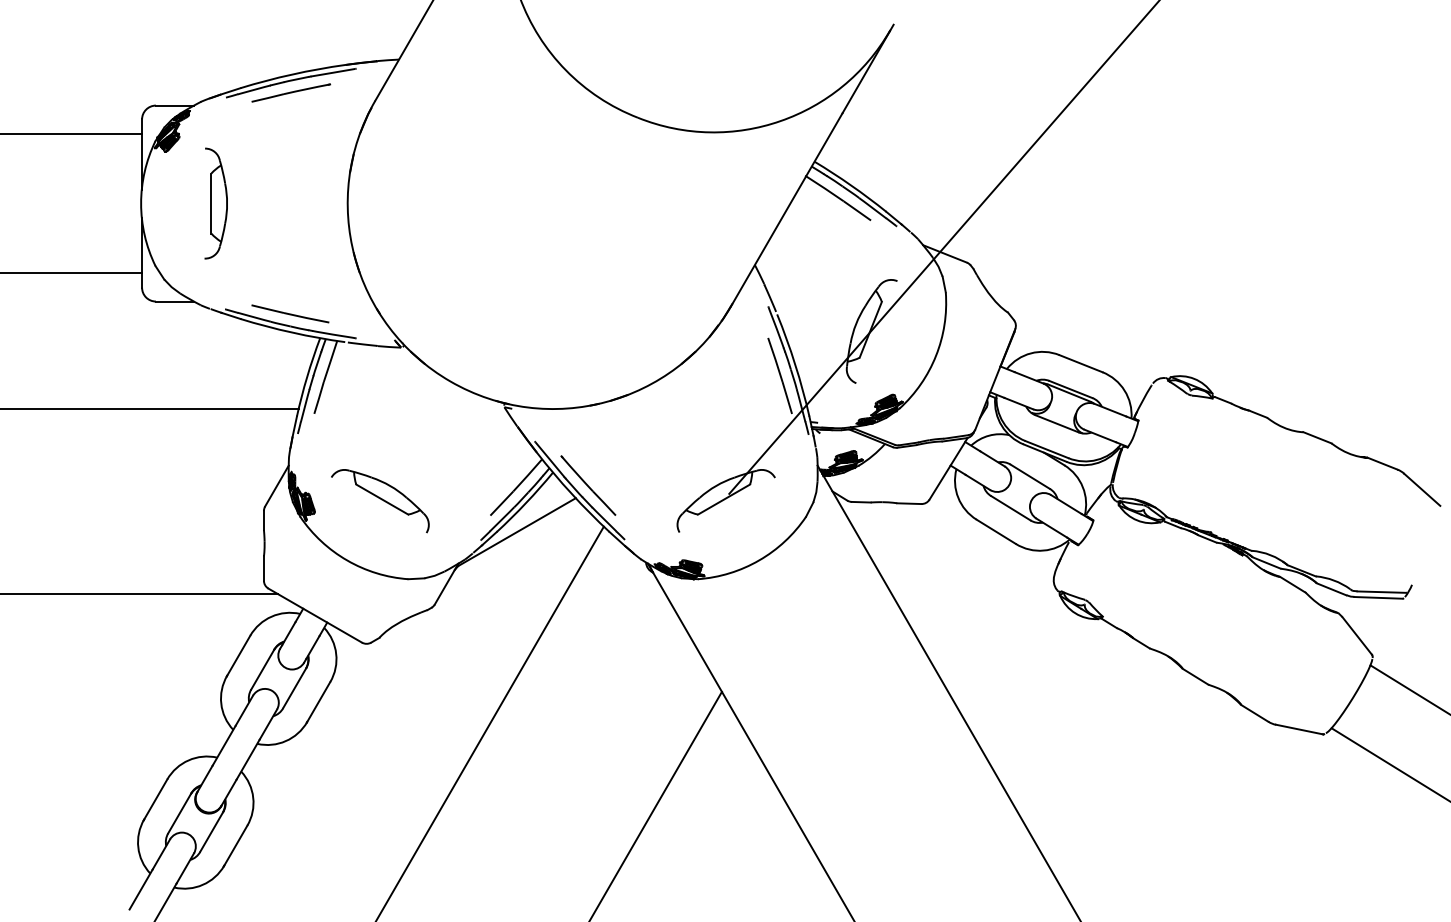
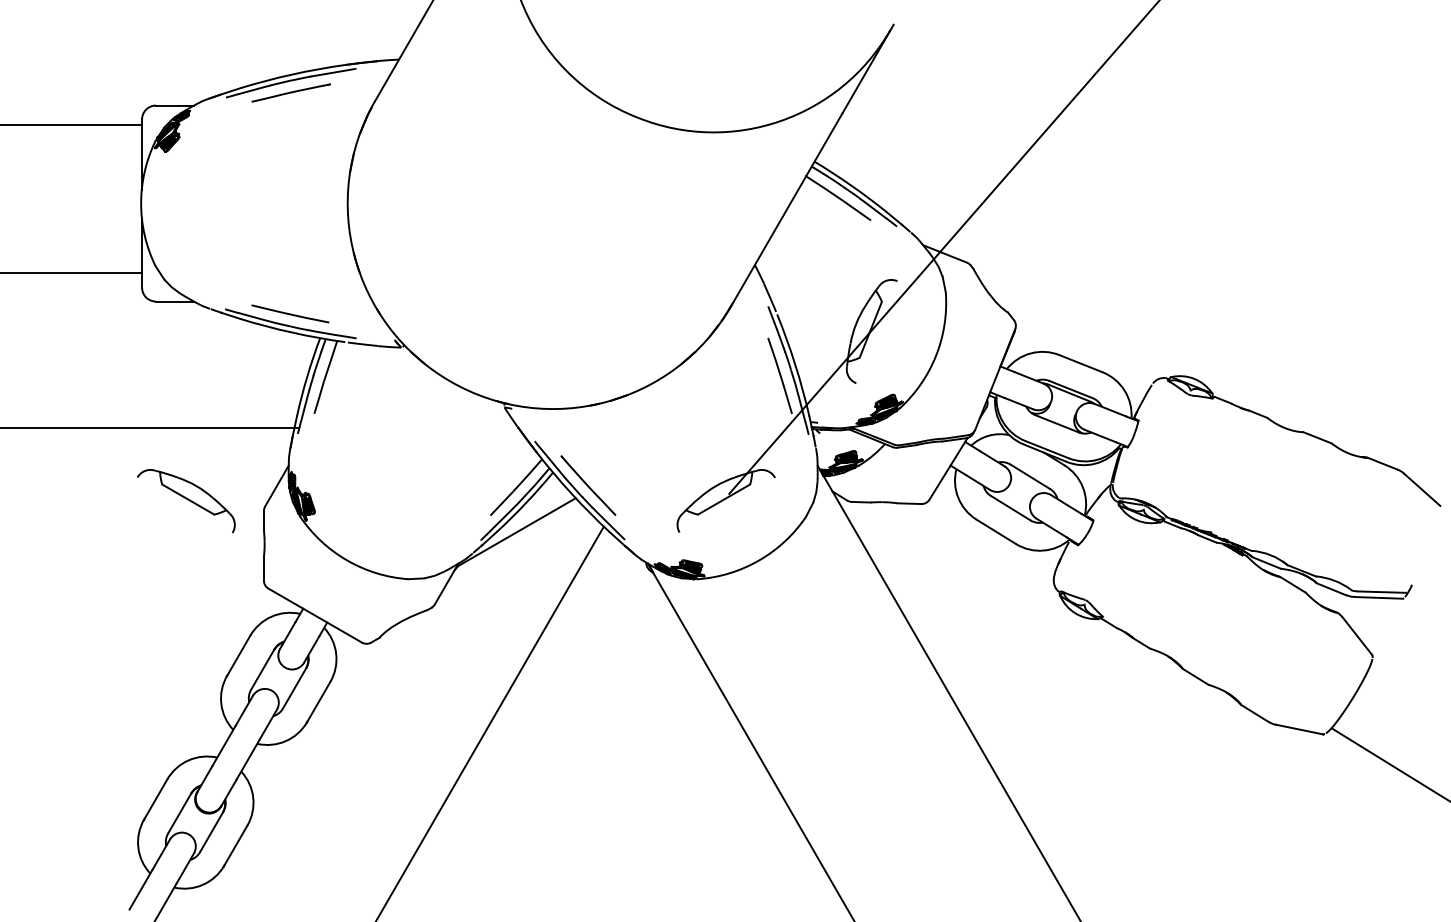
line position: (72, 134) -> (72, 125) (72, 125)
part: present -> none (215, 203)
line position: (150, 409) -> (150, 428) (150, 428)
part position: (380, 501) -> (186, 501) (186, 501)
line: present -> none (139, 593)
line: present -> none (1408, 689)
line: present -> none (655, 804)
